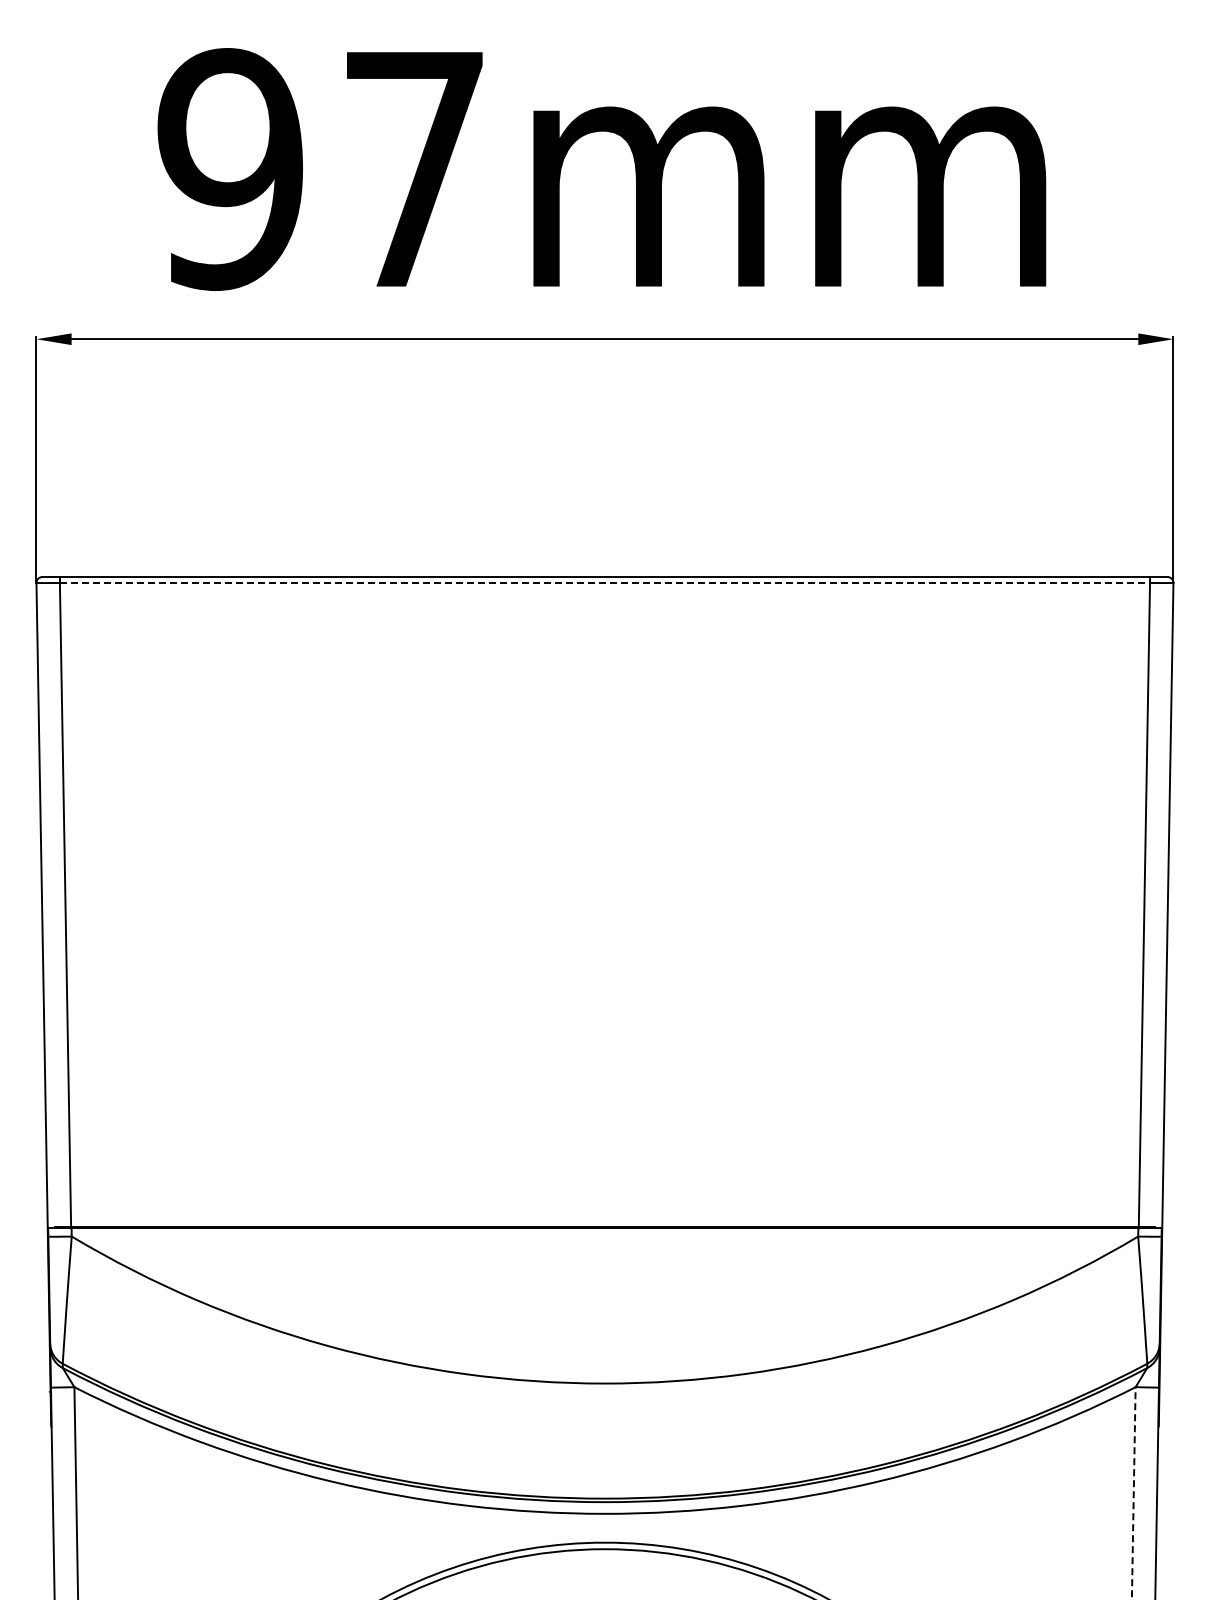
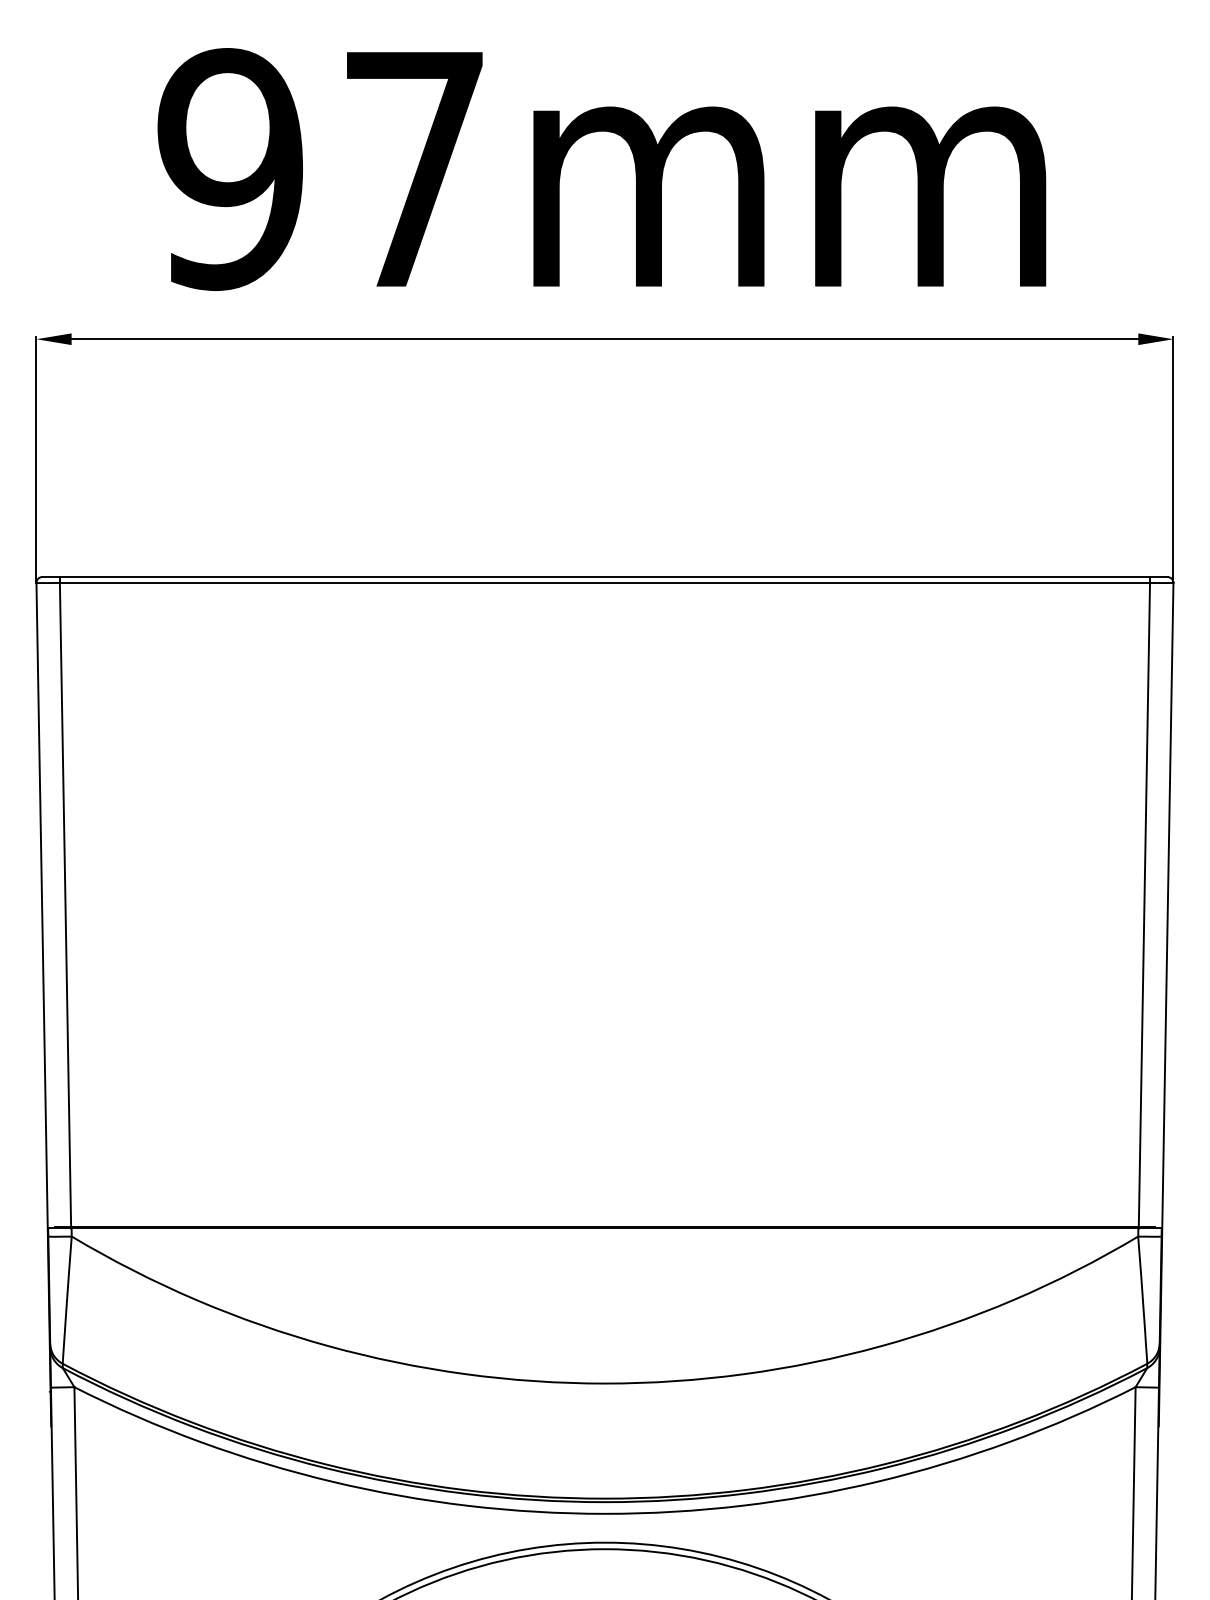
line: dashed -> solid (605, 582)
line: dashed -> solid (1133, 1493)
